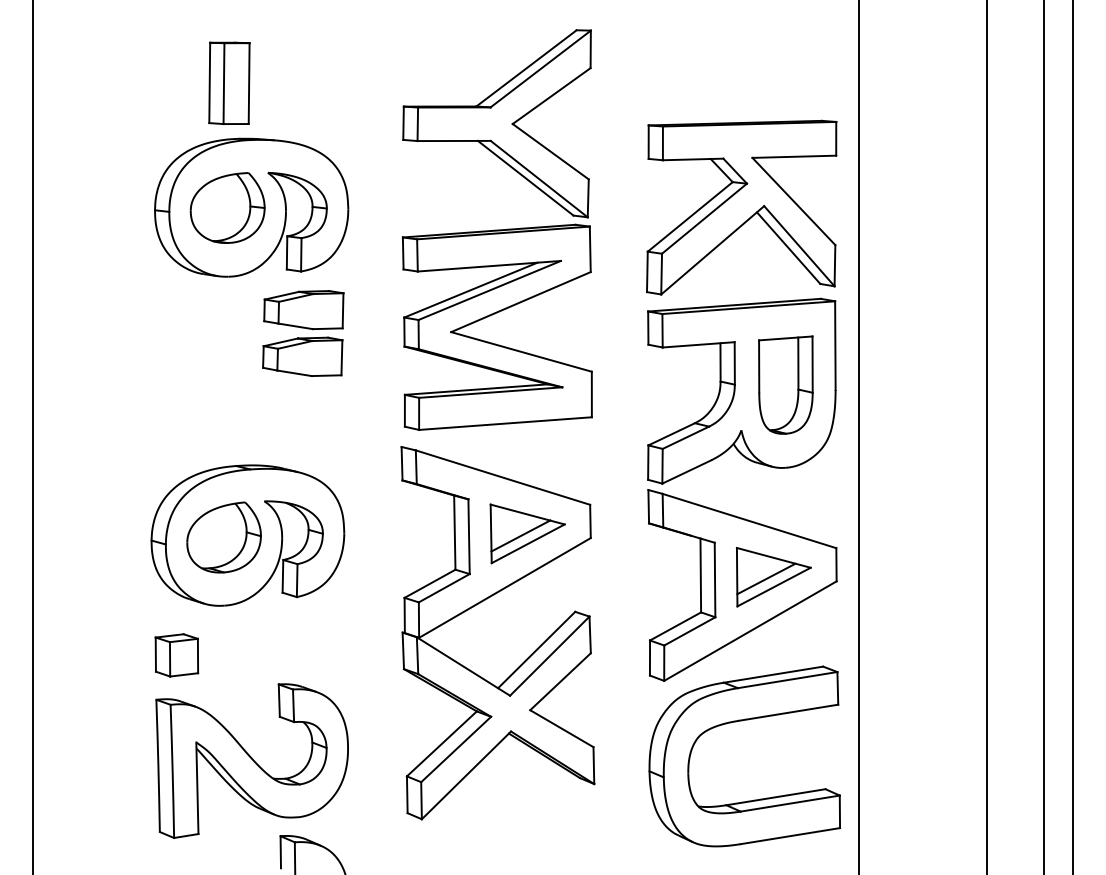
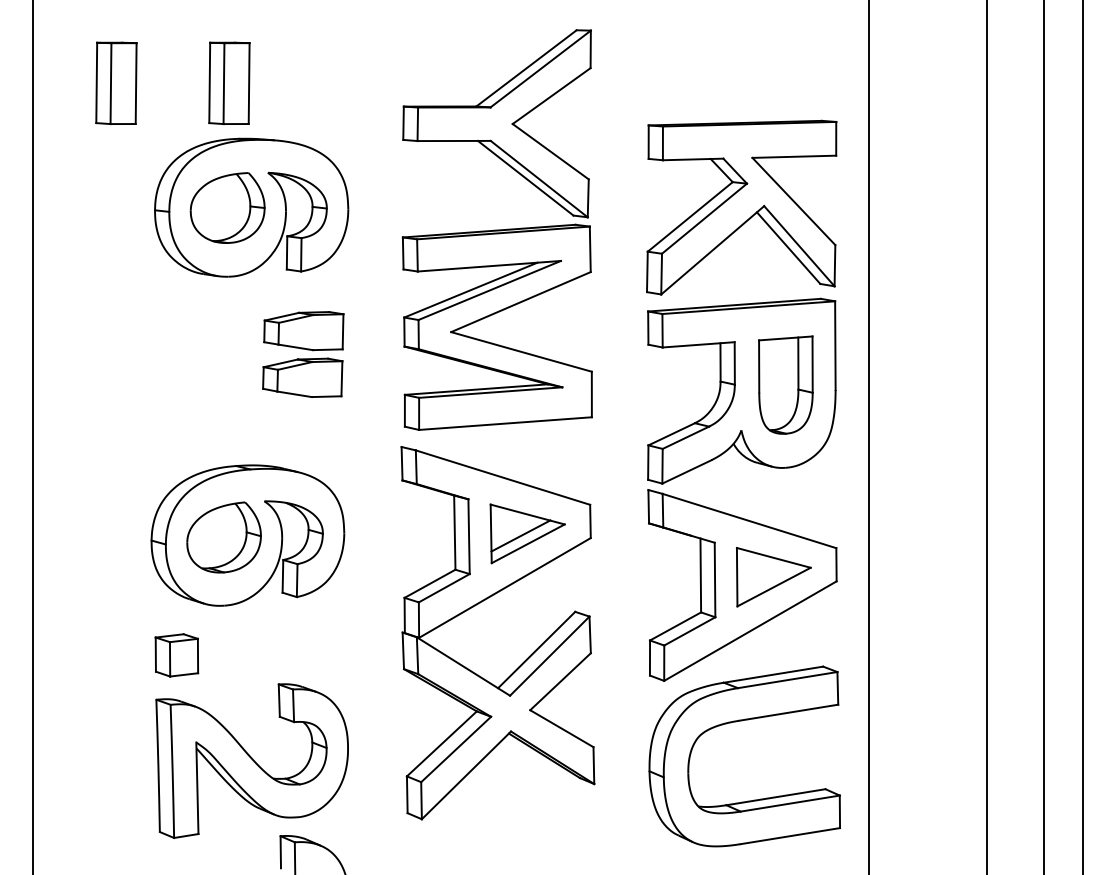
part: none -> present (116, 82)
part position: (303, 333) -> (303, 354) (303, 354)
line position: (859, 436) -> (869, 436) (869, 436)
line position: (1072, 436) -> (1082, 436) (1082, 436)
line: present -> none (766, 578)
